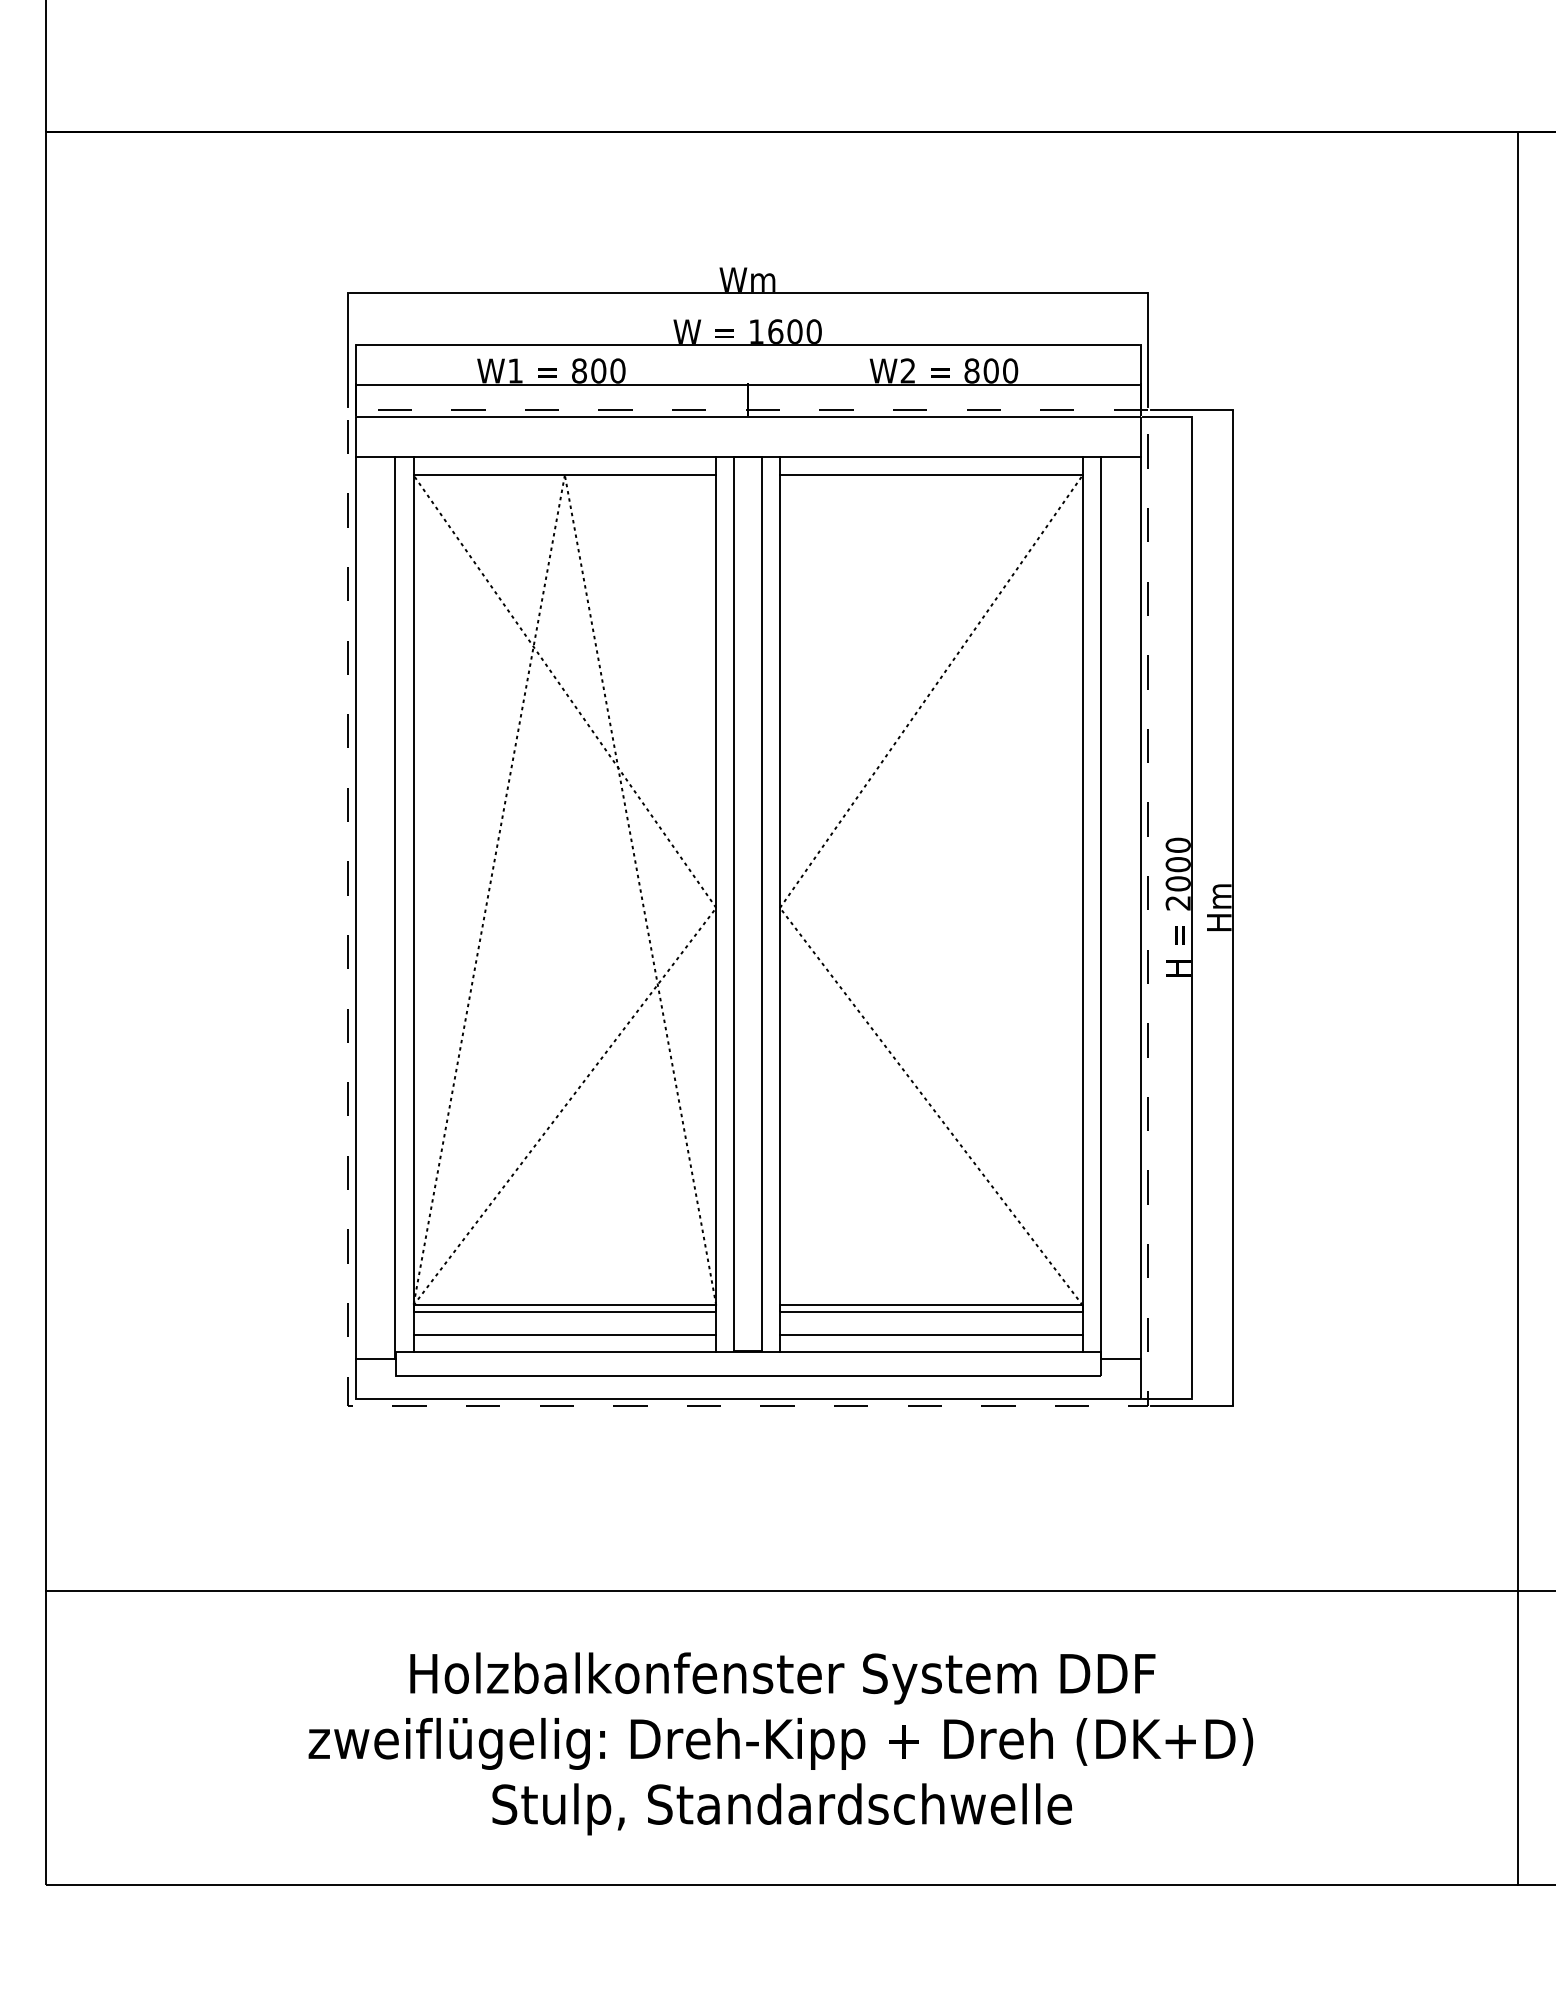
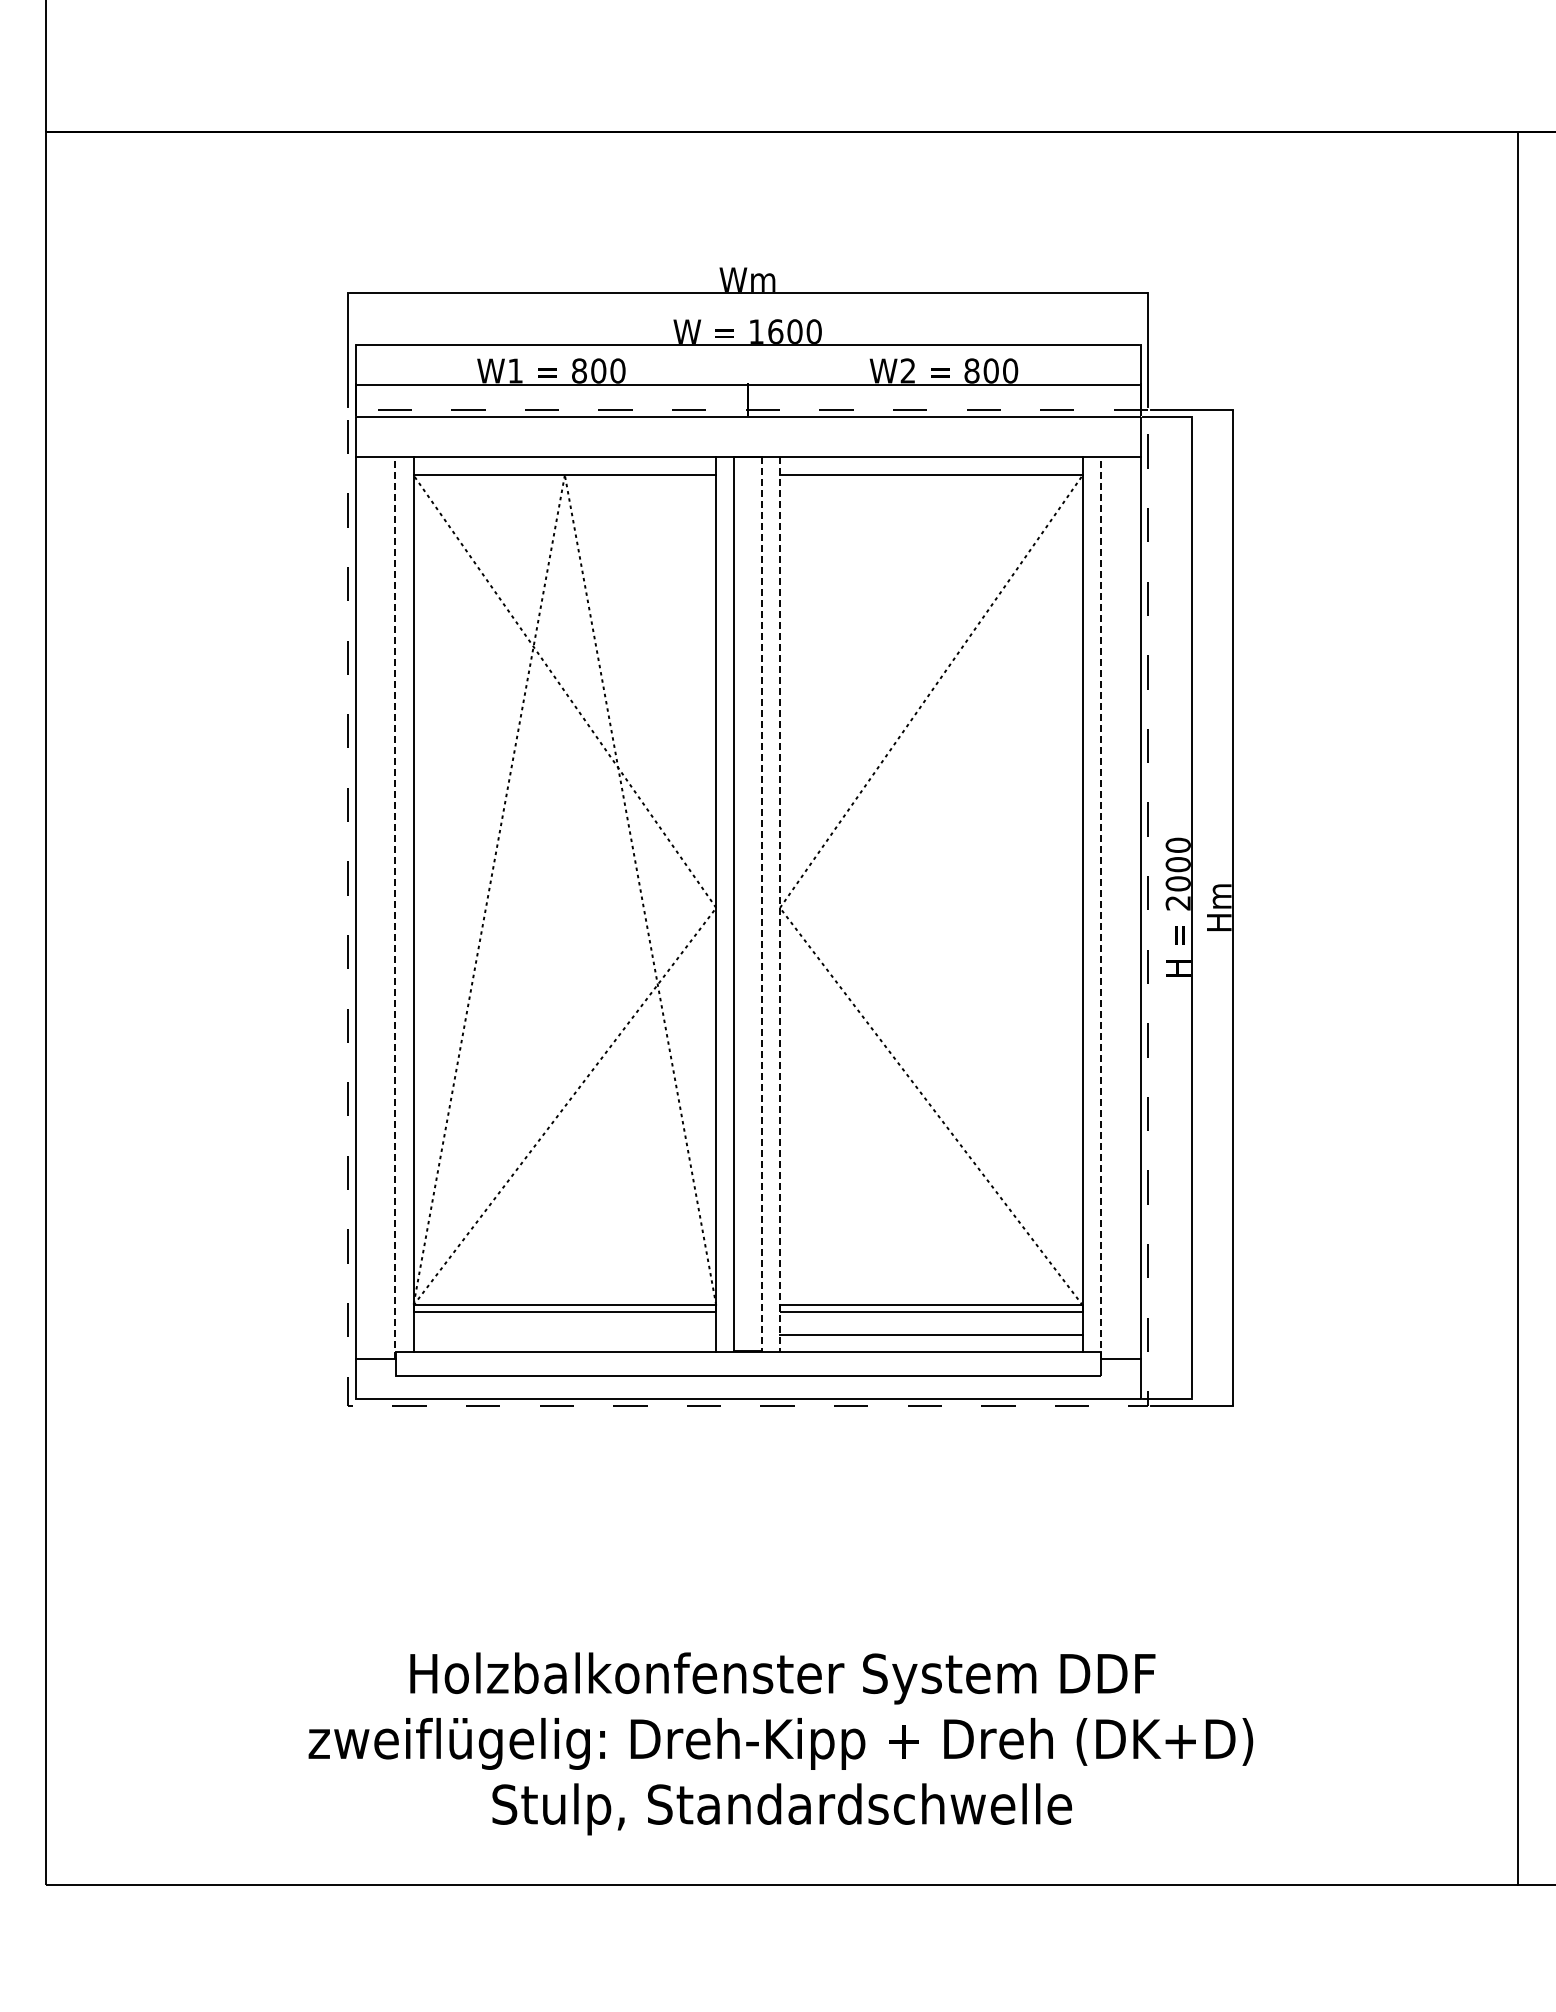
line: solid -> dashed (761, 904)
line: solid -> dashed (780, 904)
line: solid -> dashed (395, 907)
line: solid -> dashed (1100, 907)
line: present -> none (564, 1335)
line: present -> none (799, 1590)
